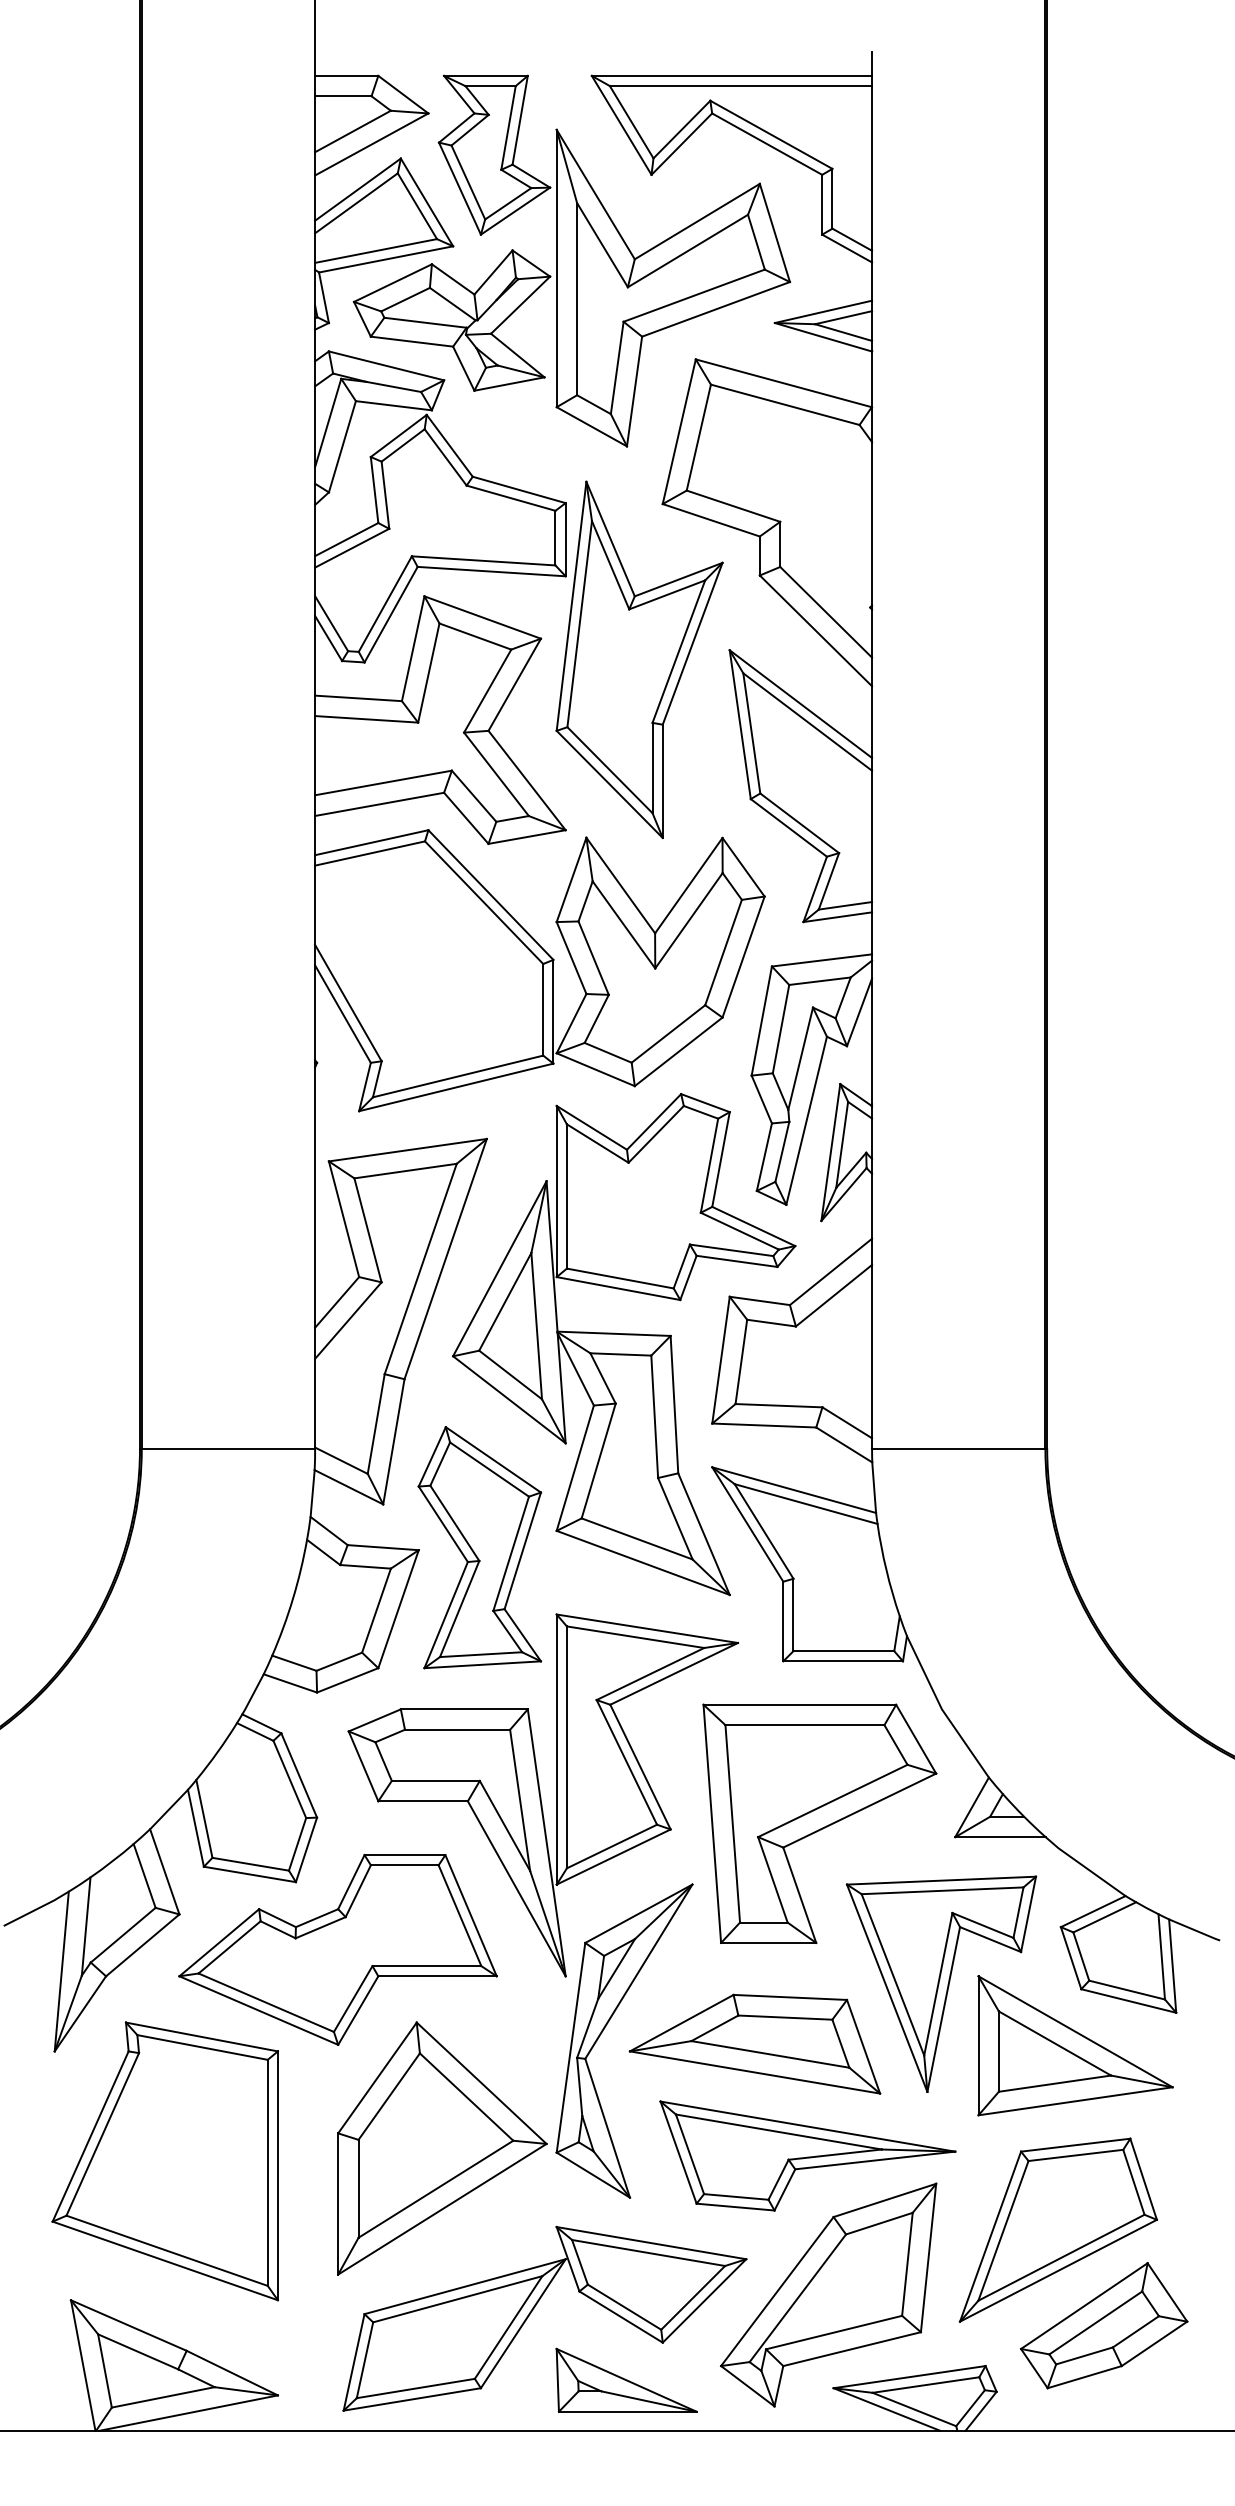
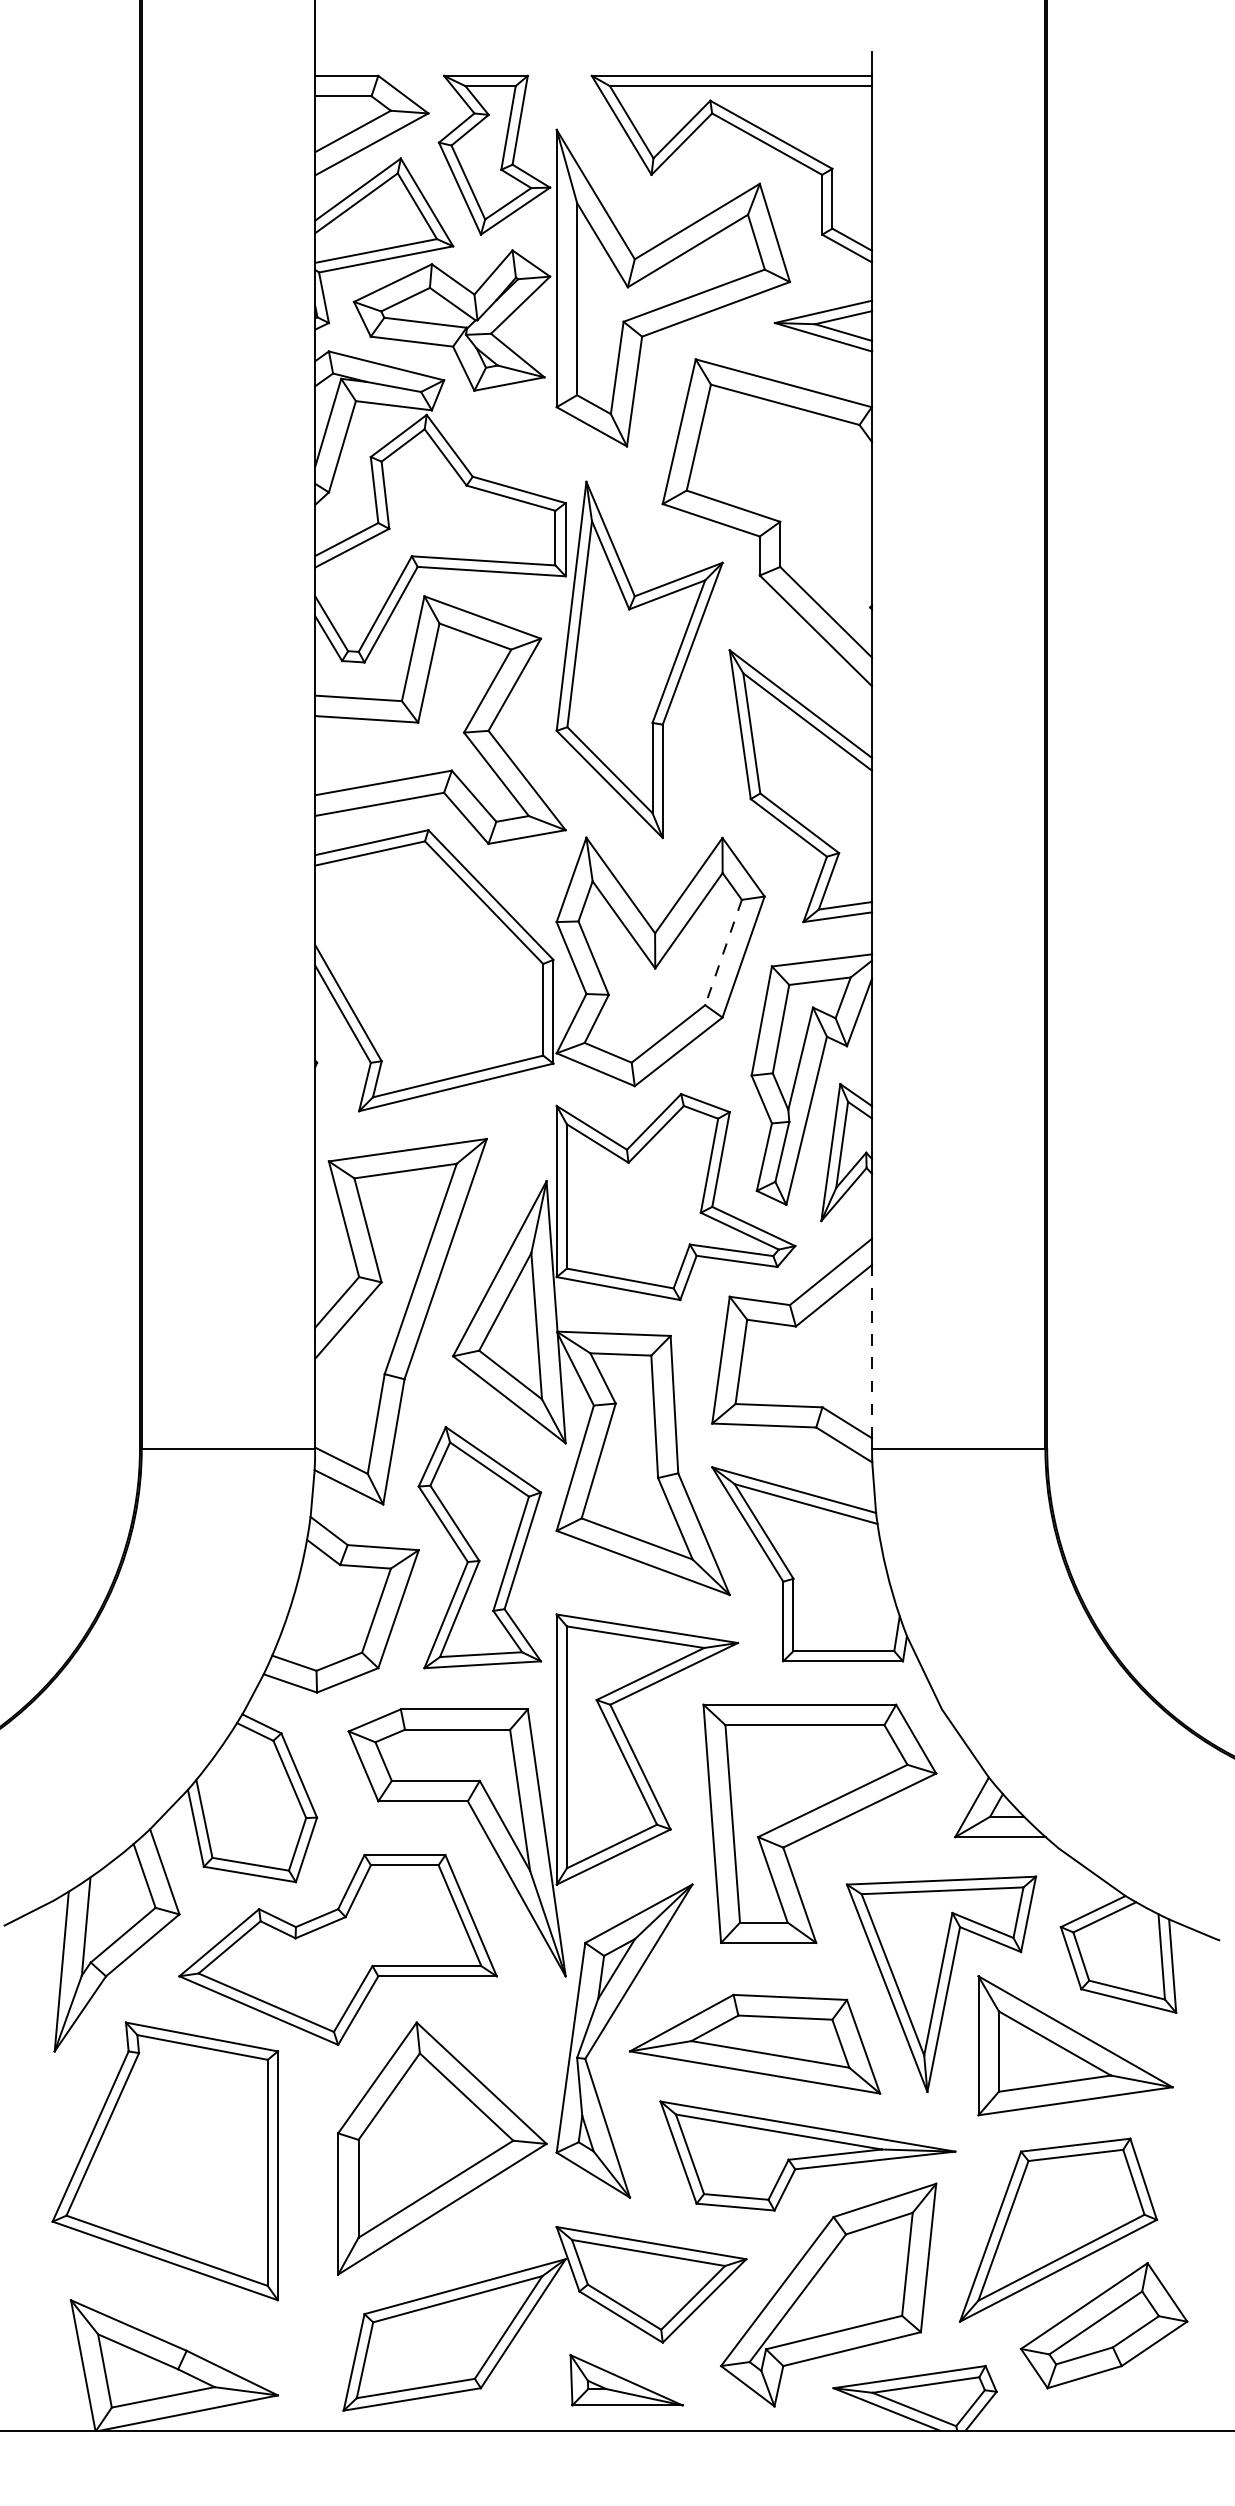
line: solid -> dashed (723, 952)
line: solid -> dashed (872, 1351)
part size: 143x66 px -> 115x53 px (626, 2380)
